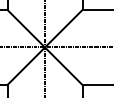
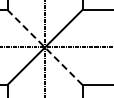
line: solid -> dashed (45, 47)
